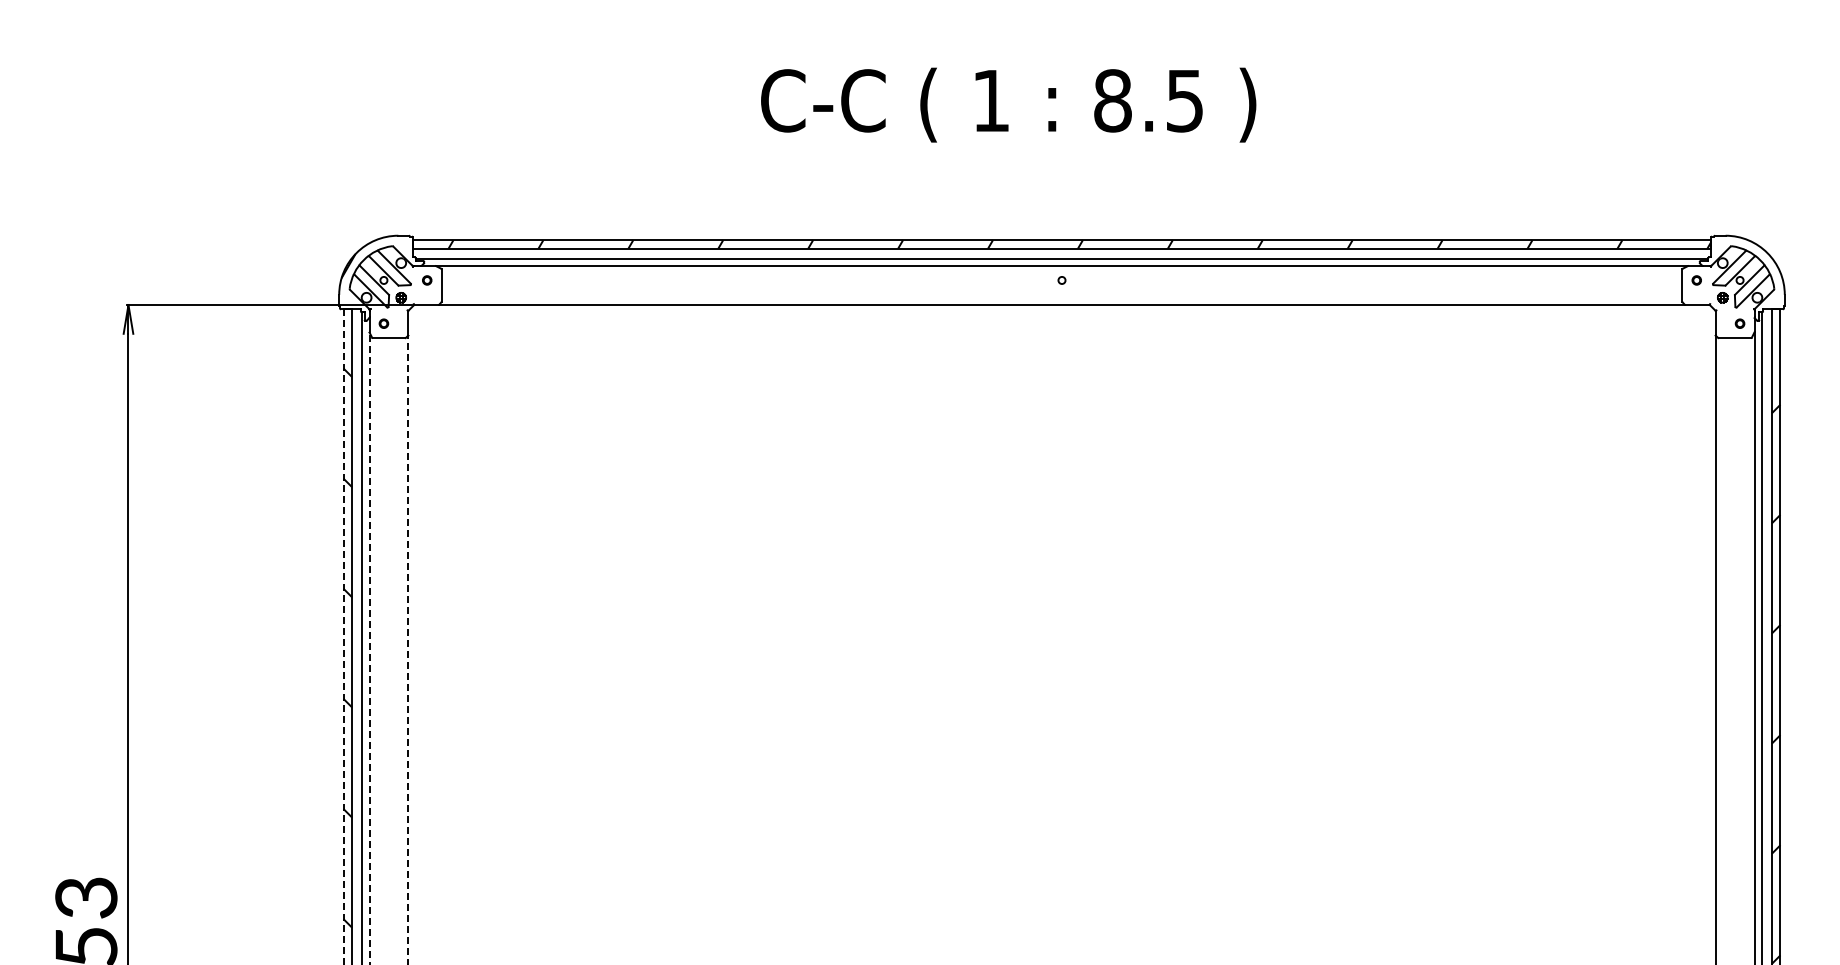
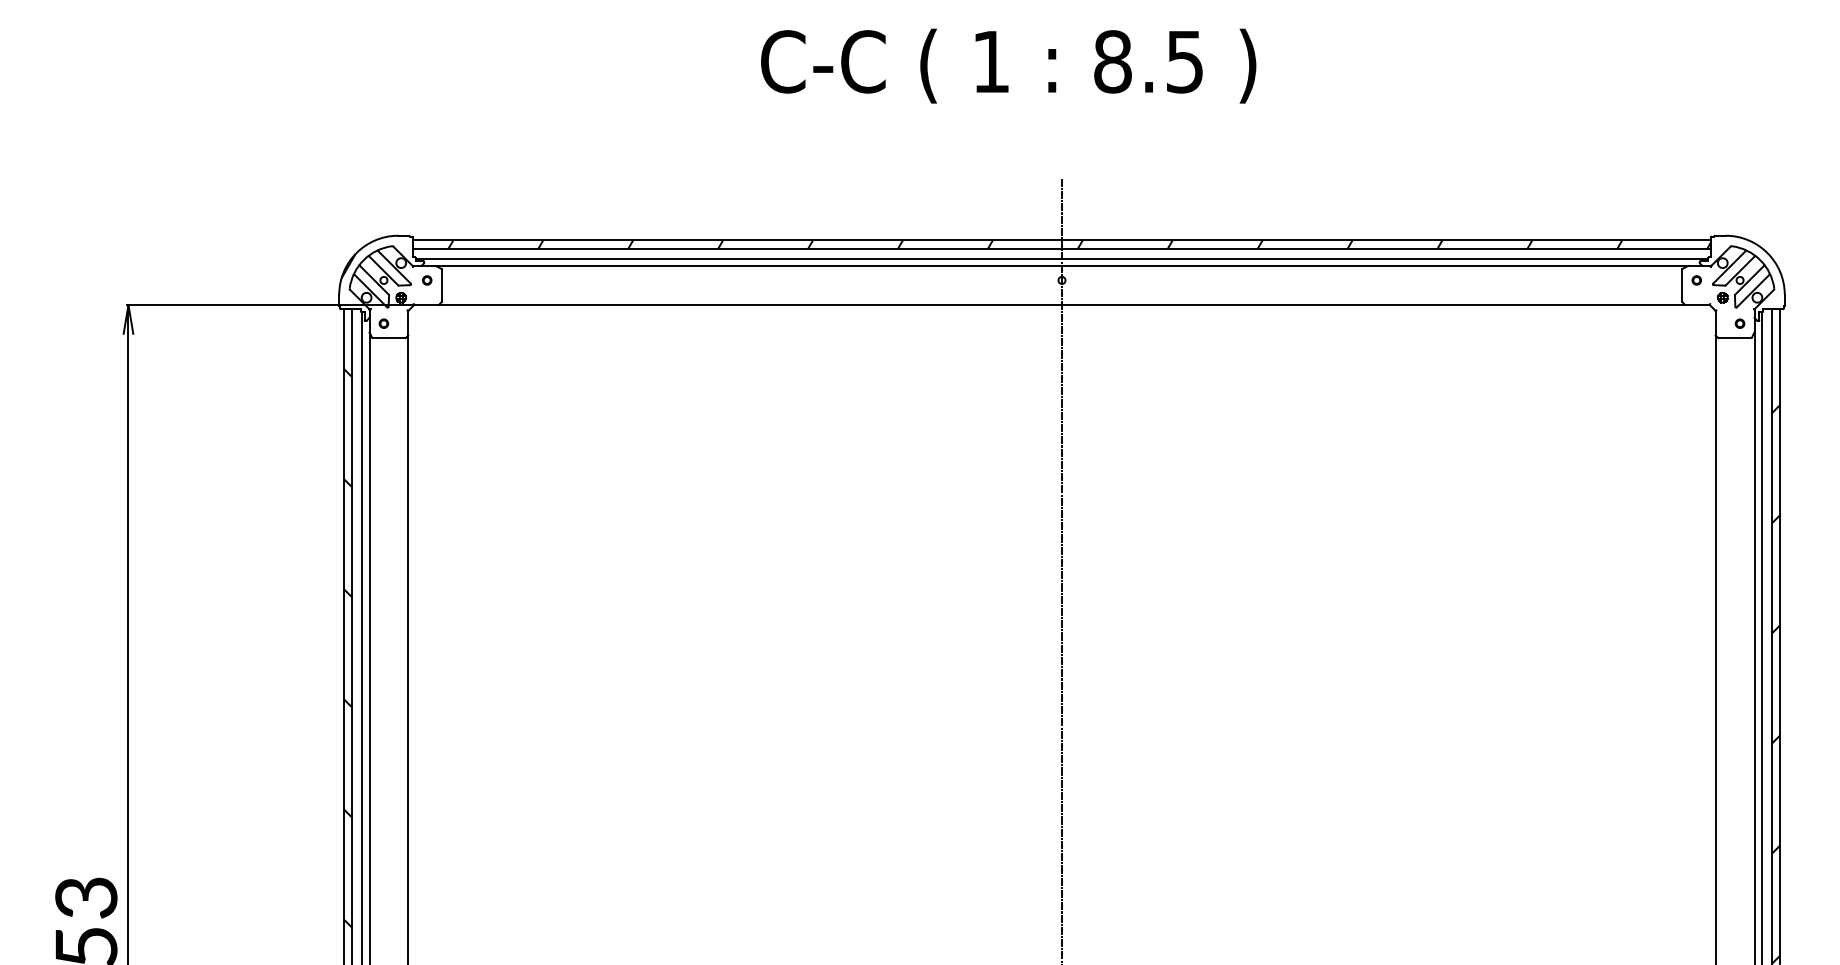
text position: (1008, 104) -> (1008, 65) (1008, 65)
line: none -> present (1062, 569)
line: dashed -> solid (343, 637)
line: dashed -> solid (369, 648)
line: dashed -> solid (408, 649)
